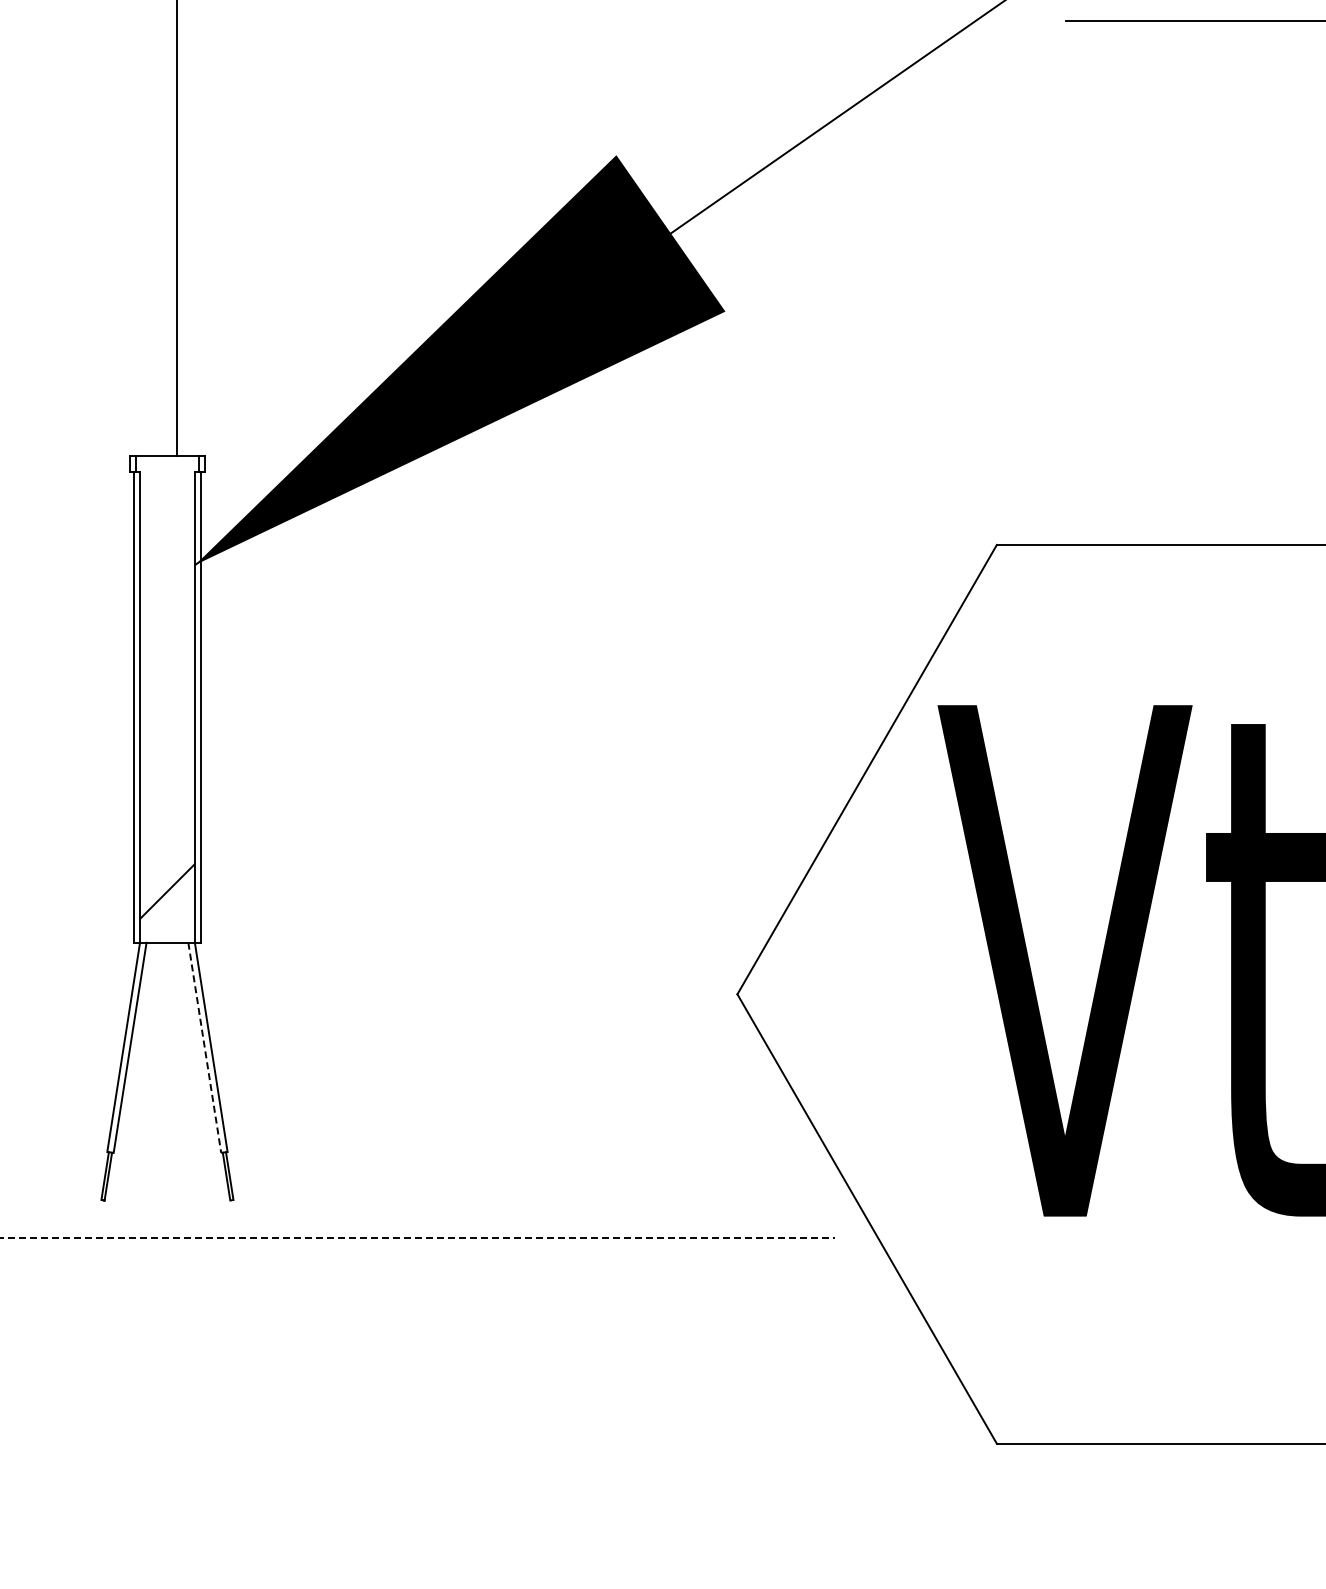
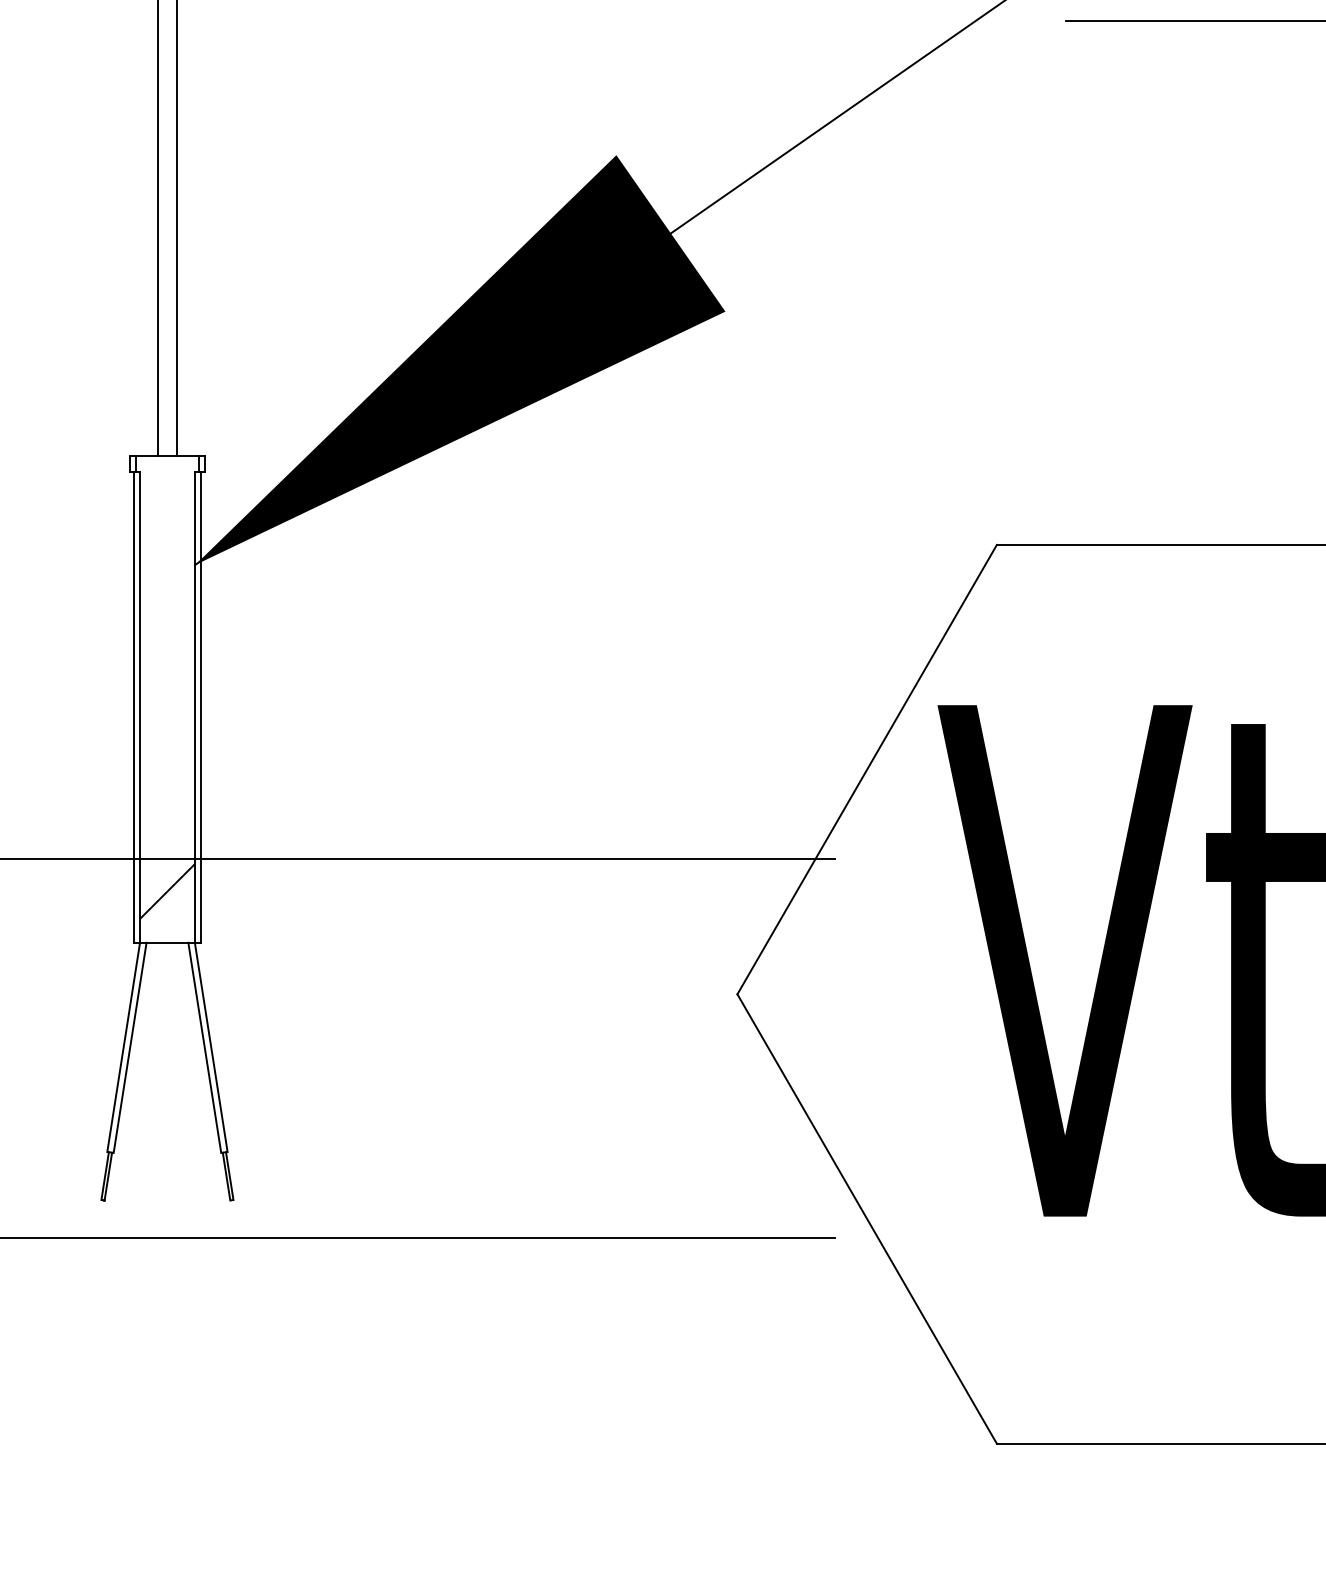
line: none -> present (157, 229)
line: none -> present (418, 858)
line: dashed -> solid (204, 1048)
line: dashed -> solid (417, 1237)
